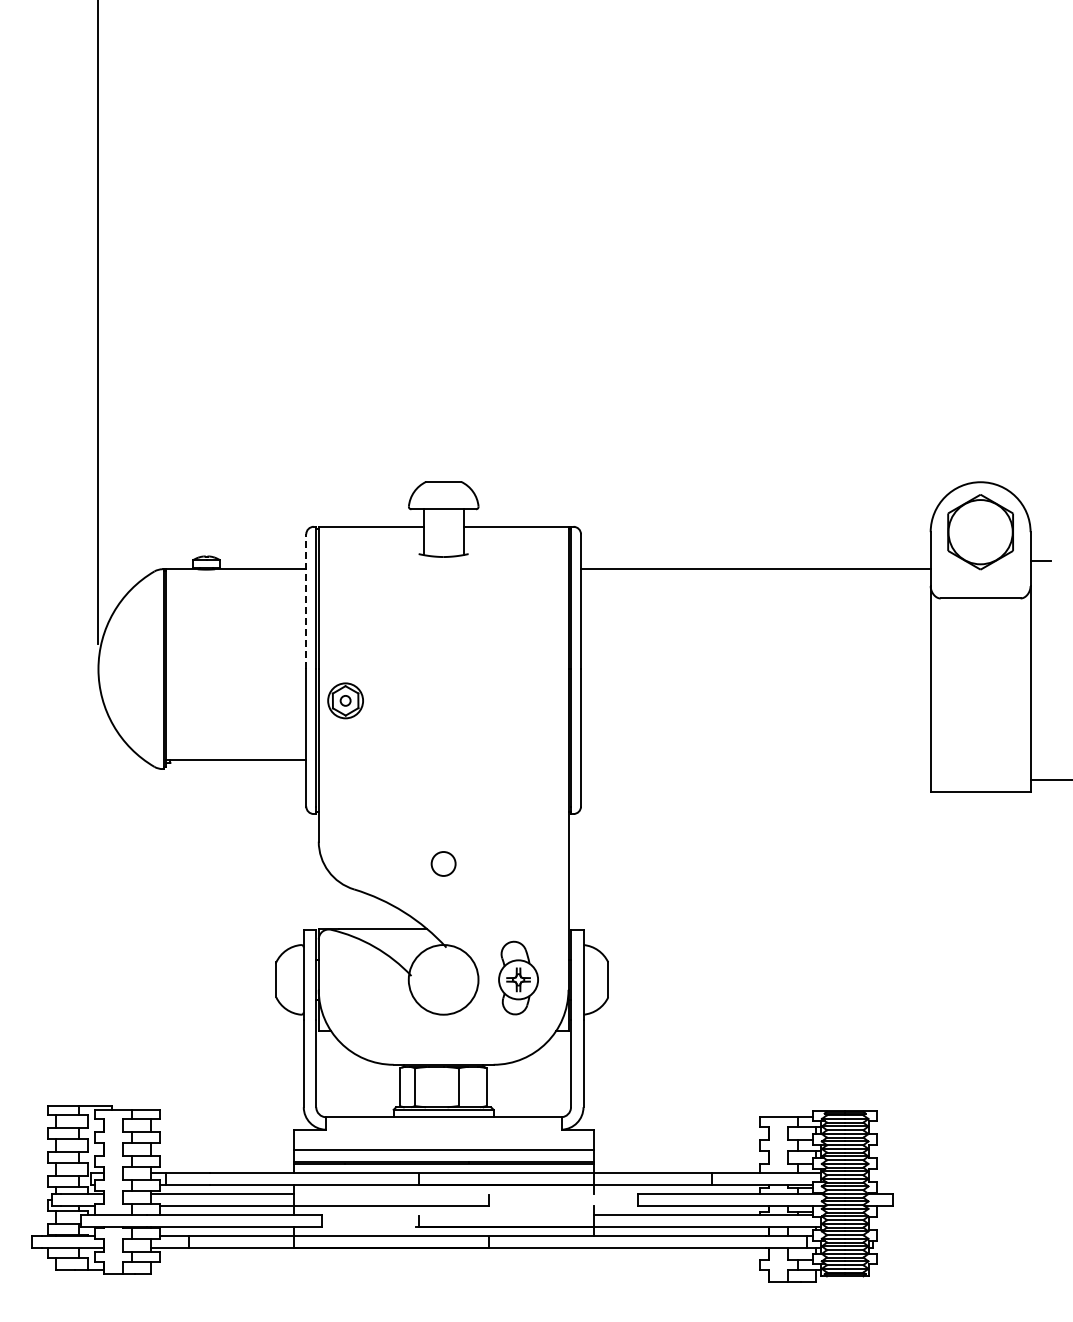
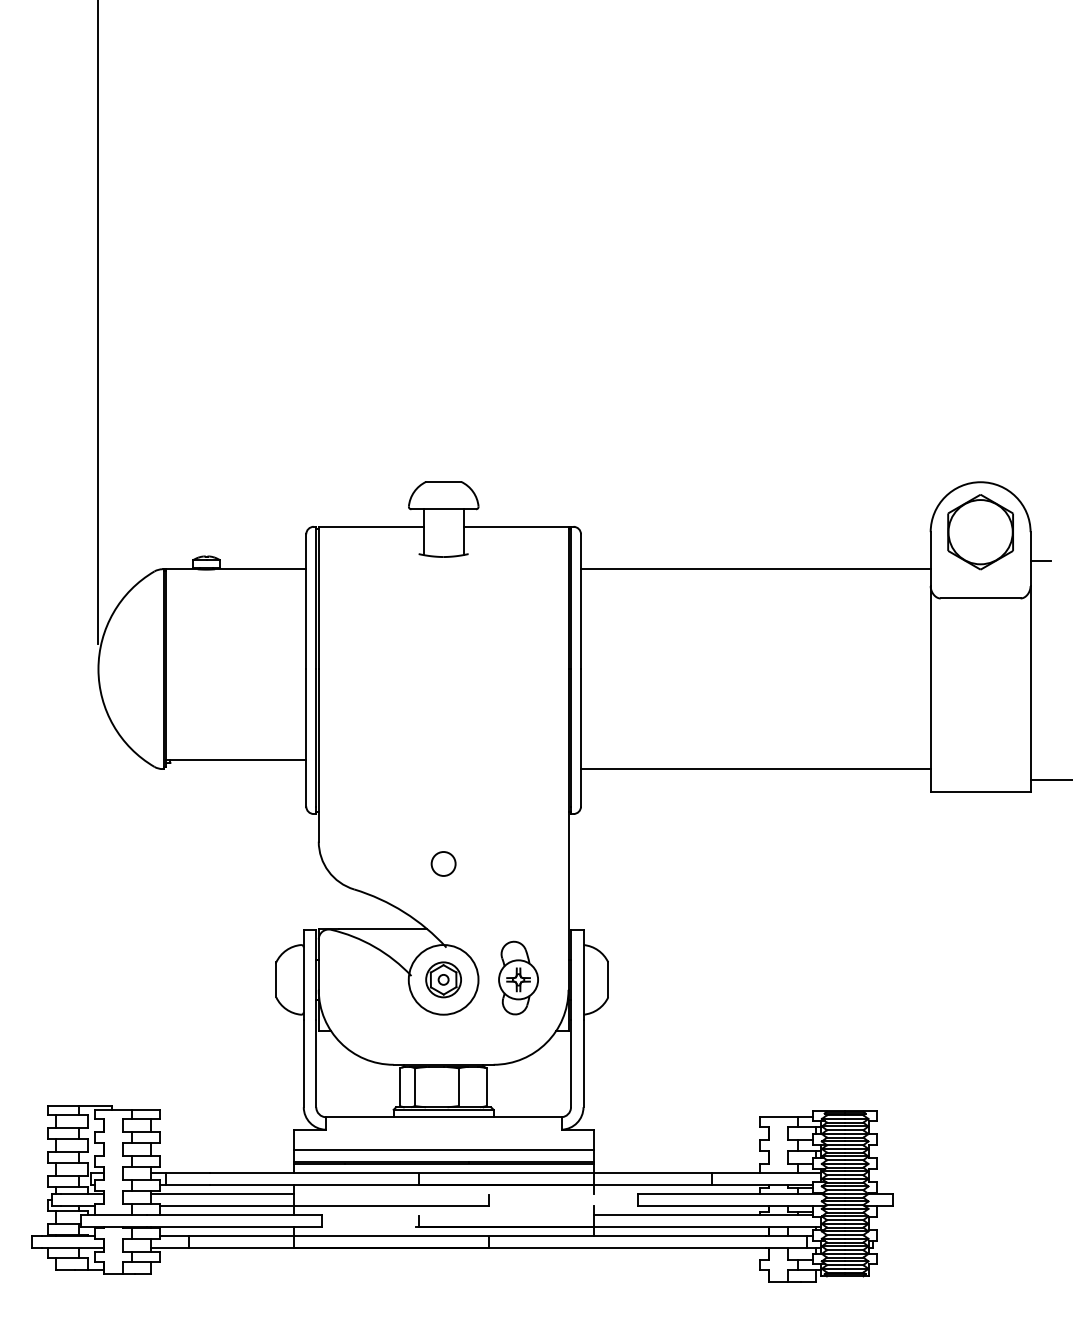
line: dashed -> solid (306, 601)
part position: (345, 700) -> (443, 979) (443, 979)
line: none -> present (755, 769)
